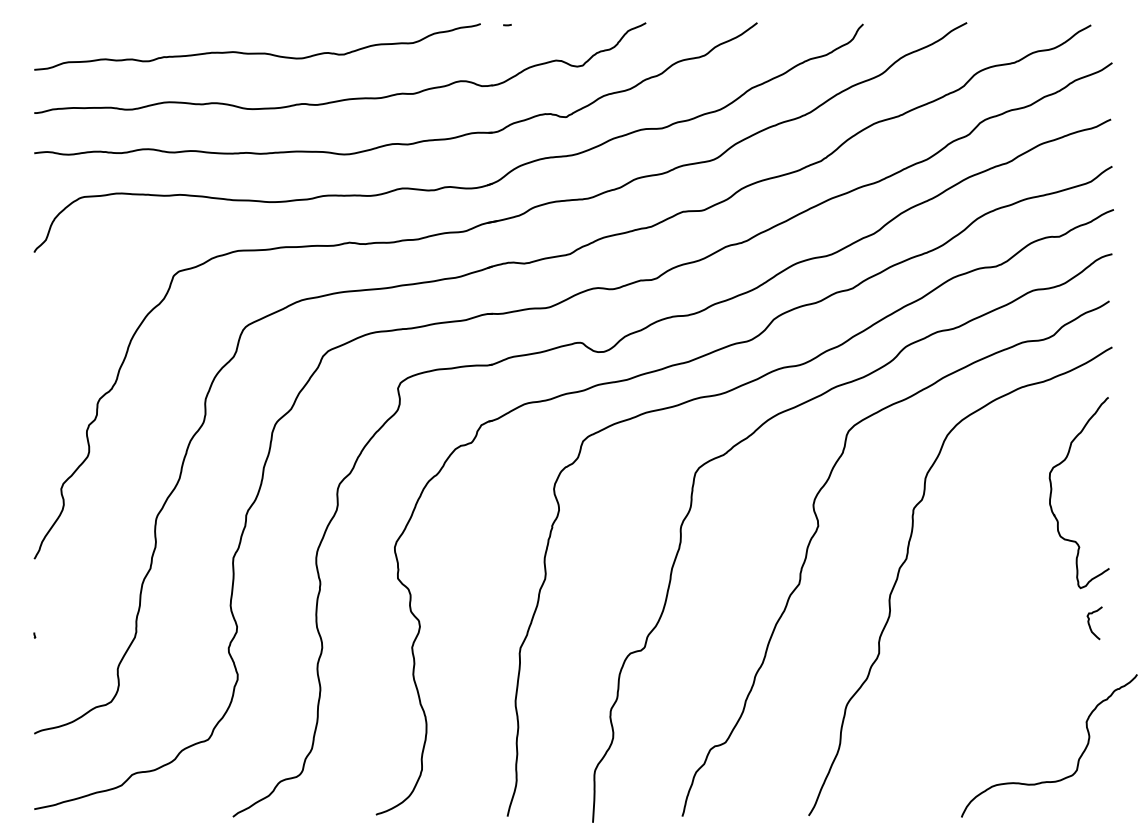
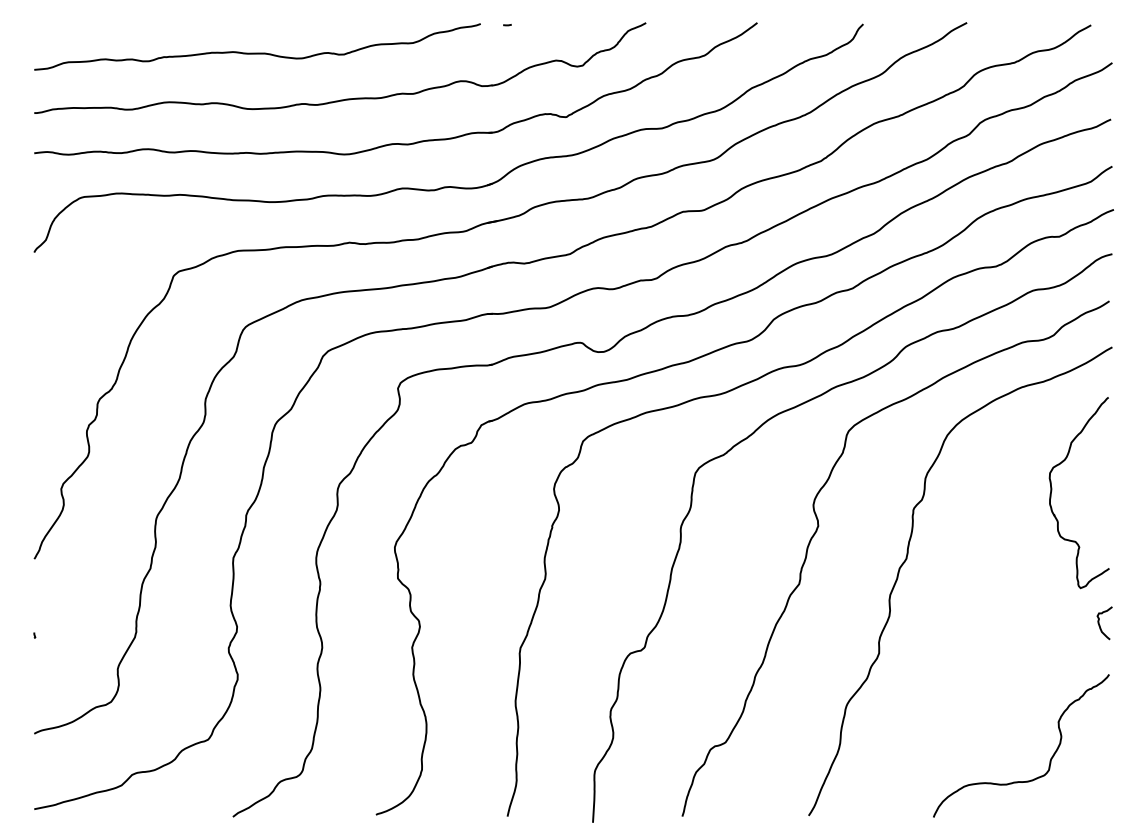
curve position: (1090, 625) -> (1100, 625) (1100, 625)
curve position: (1077, 760) -> (1049, 760) (1049, 760)
